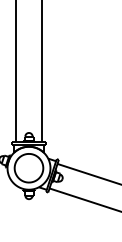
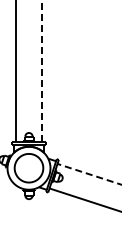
line: solid -> dashed (41, 71)
line: solid -> dashed (88, 174)
